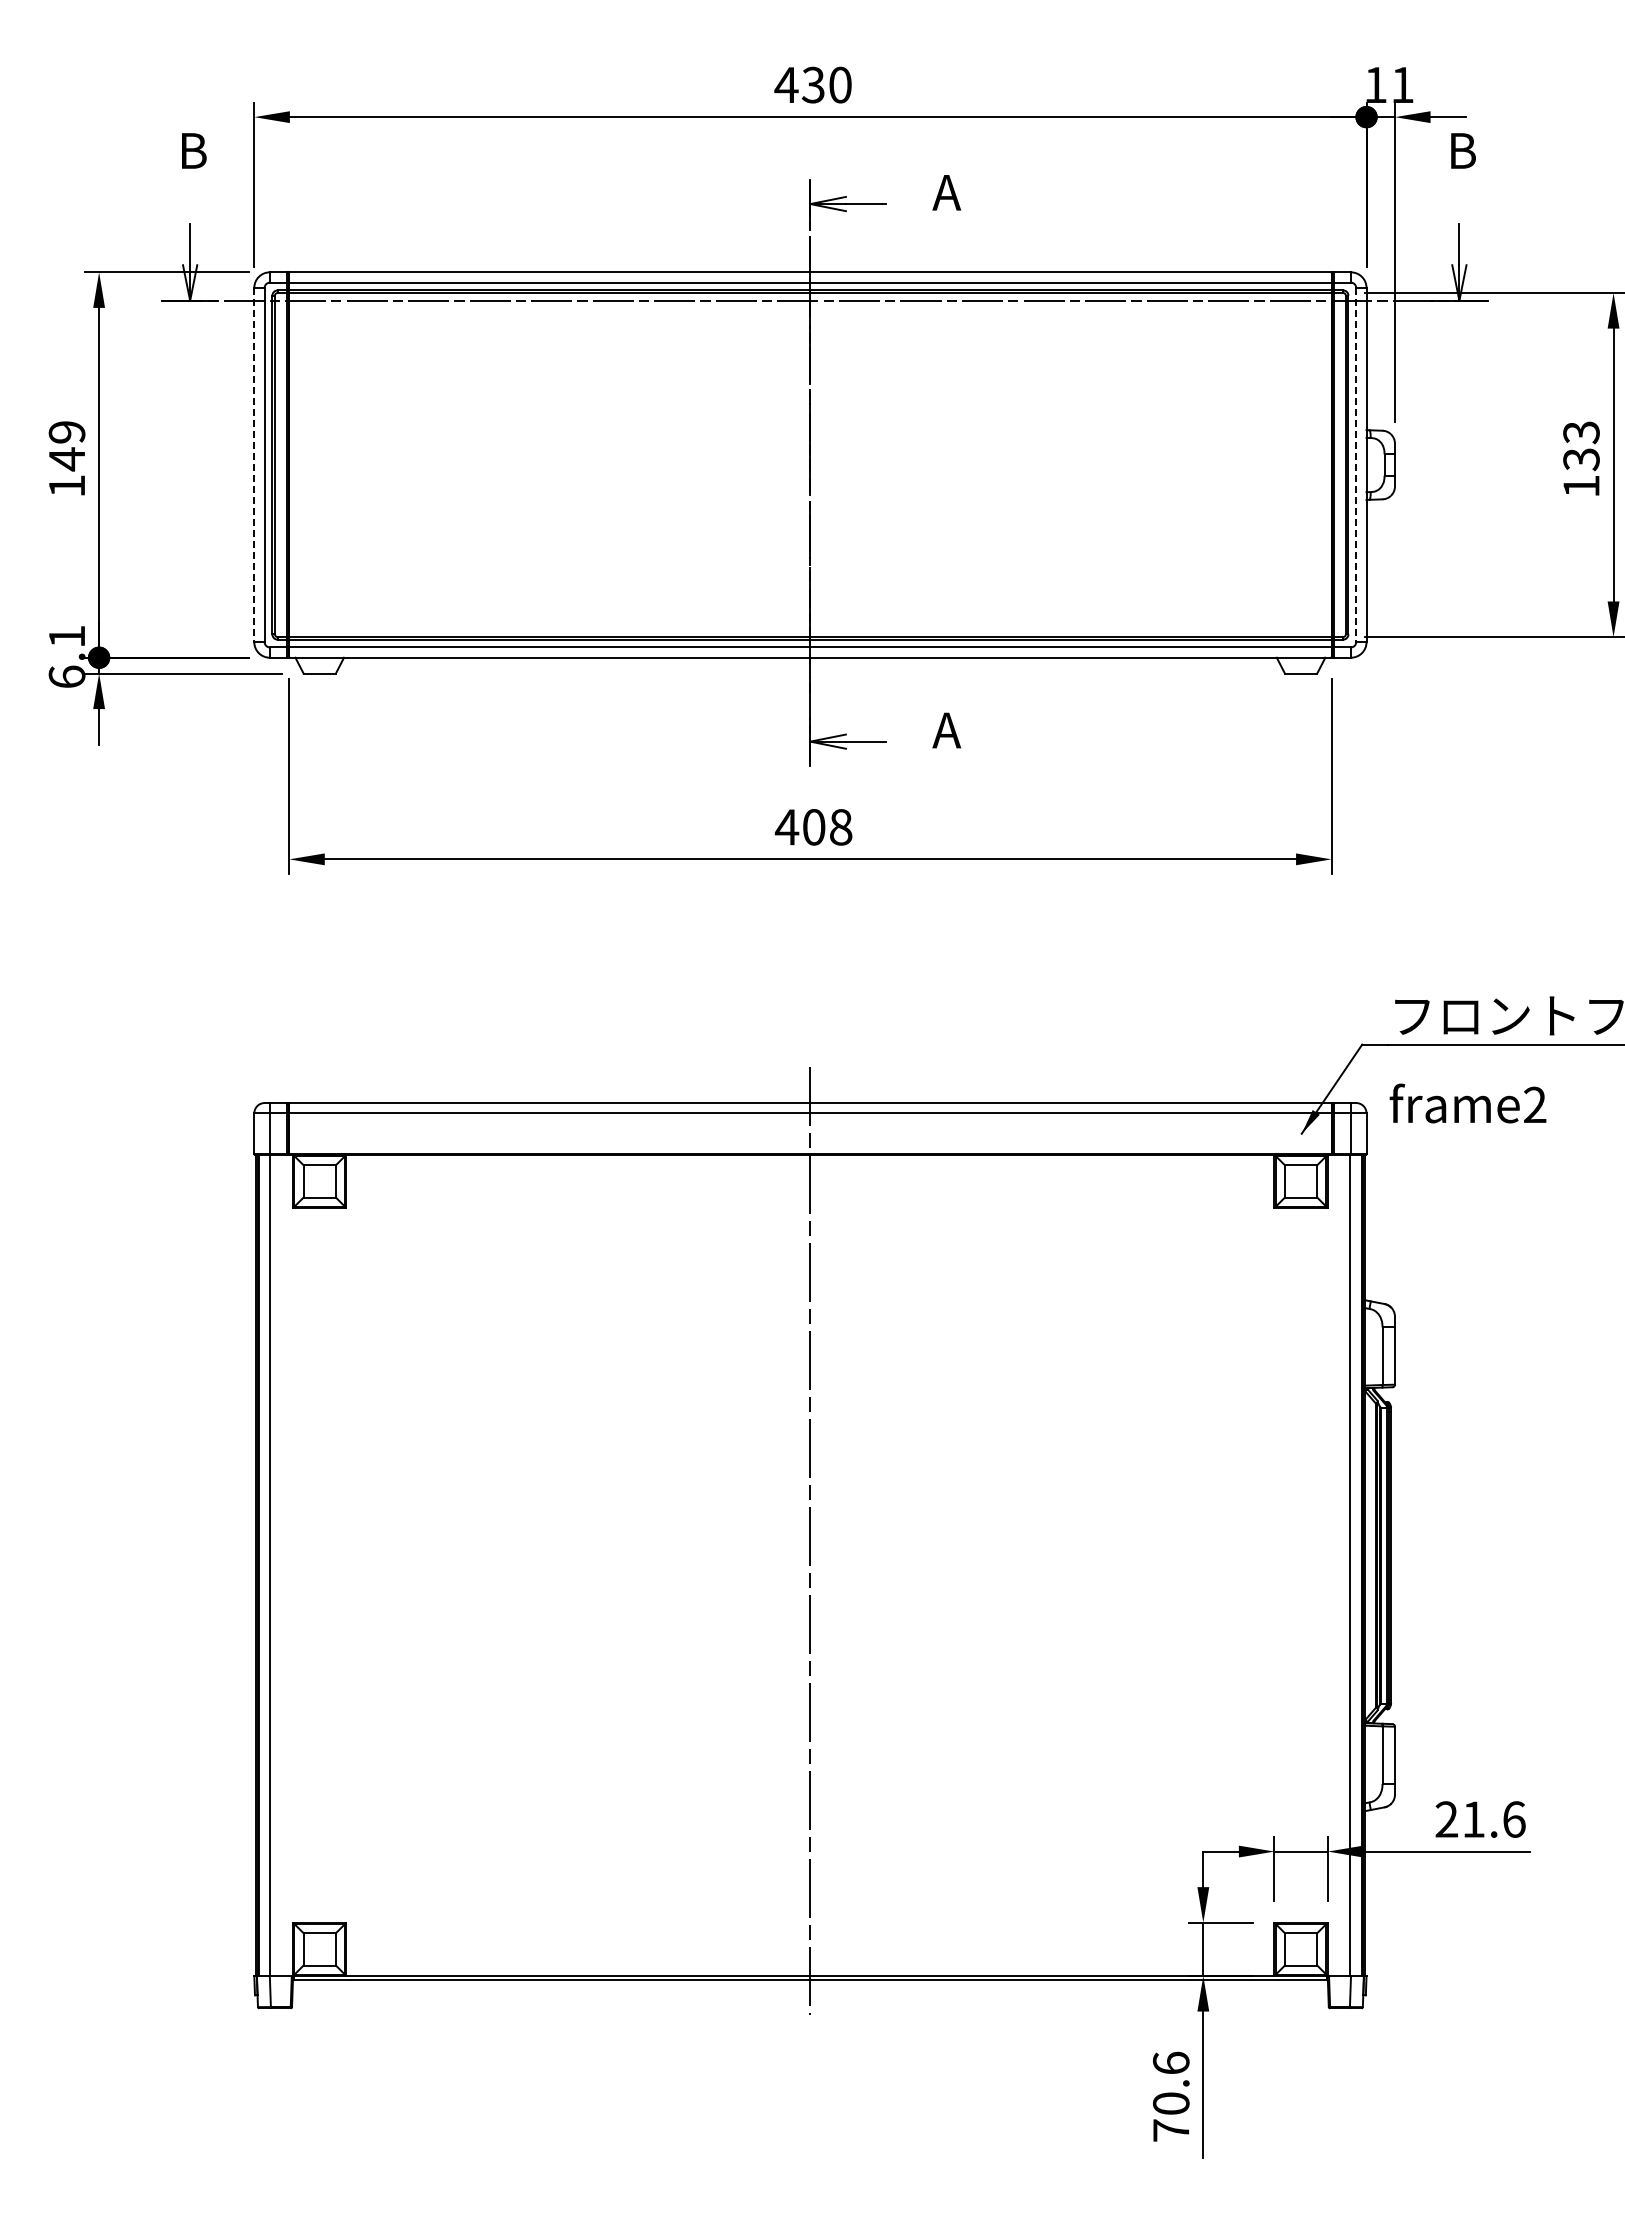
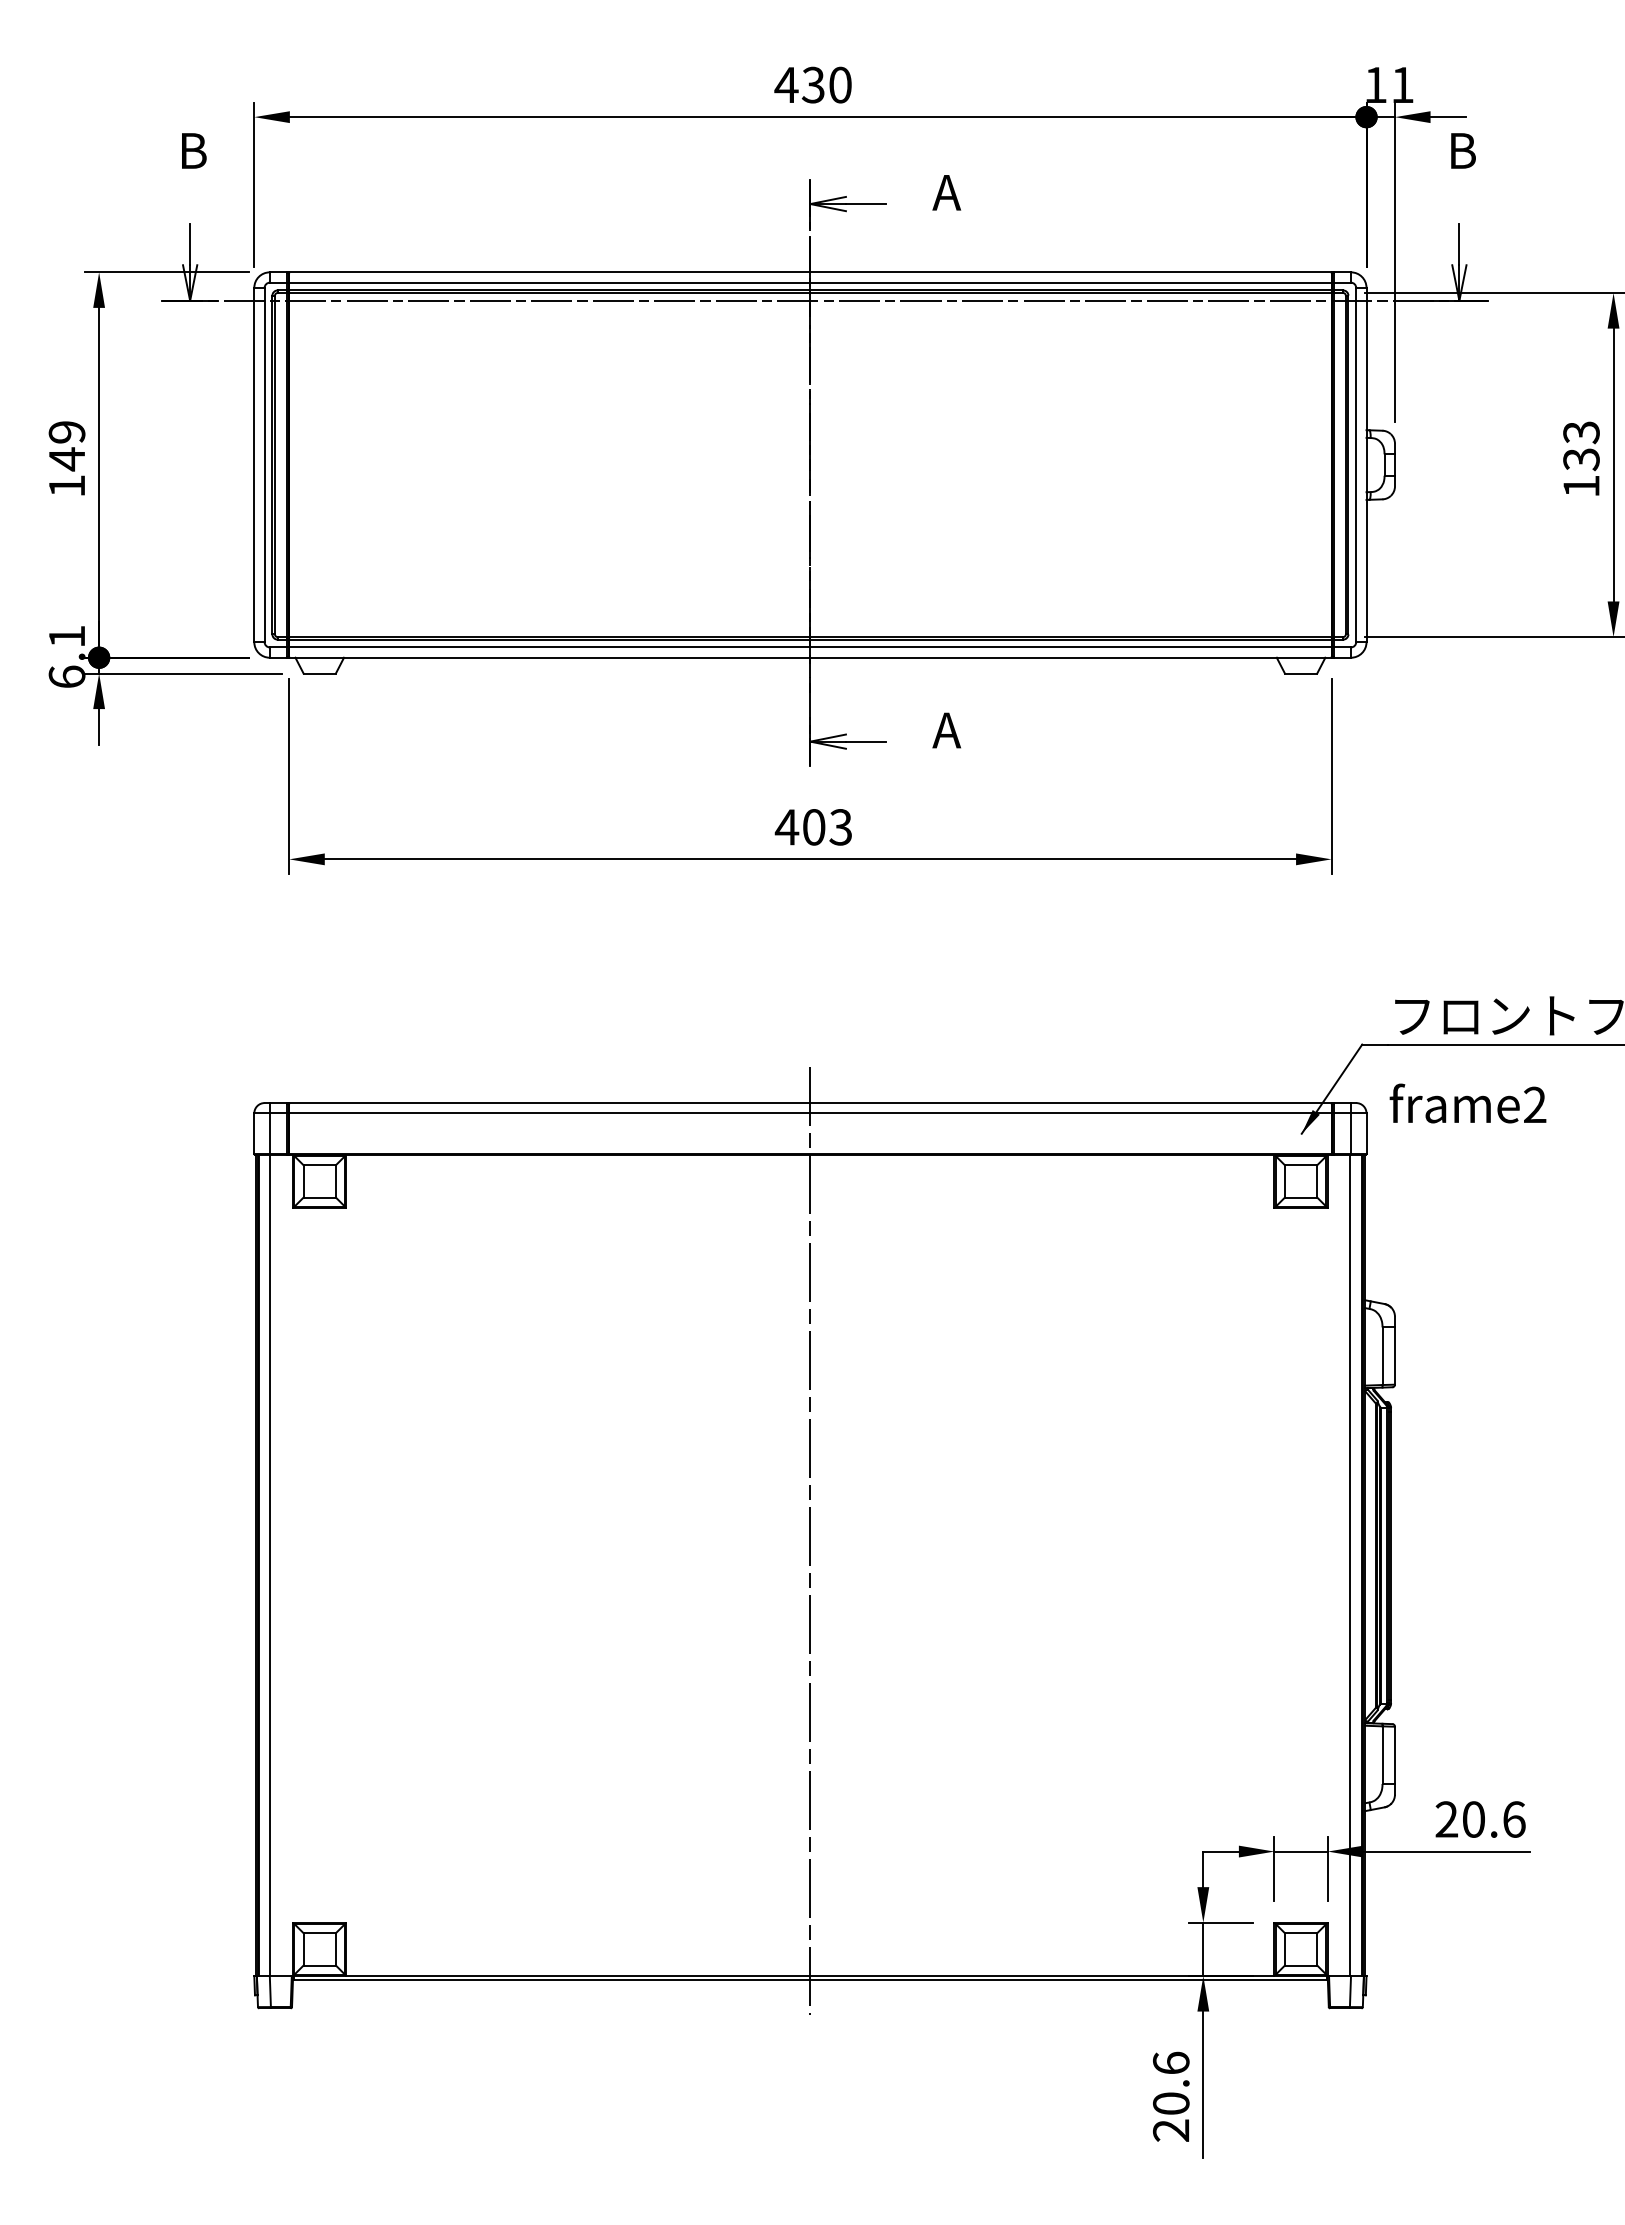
line: dashed -> solid (254, 465)
line: dashed -> solid (1356, 465)
text: 408 -> 403 (840, 827)
text: 21.6 -> 20.6 (1473, 1819)
text: 70.6 -> 20.6 (1171, 2130)
